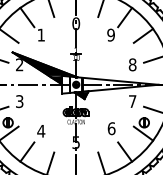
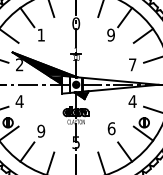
text: 8 -> 7 (132, 64)
text: 3 -> 4 (19, 101)
text: 7 -> 4 (132, 101)
text: 4 -> 9 (41, 130)
